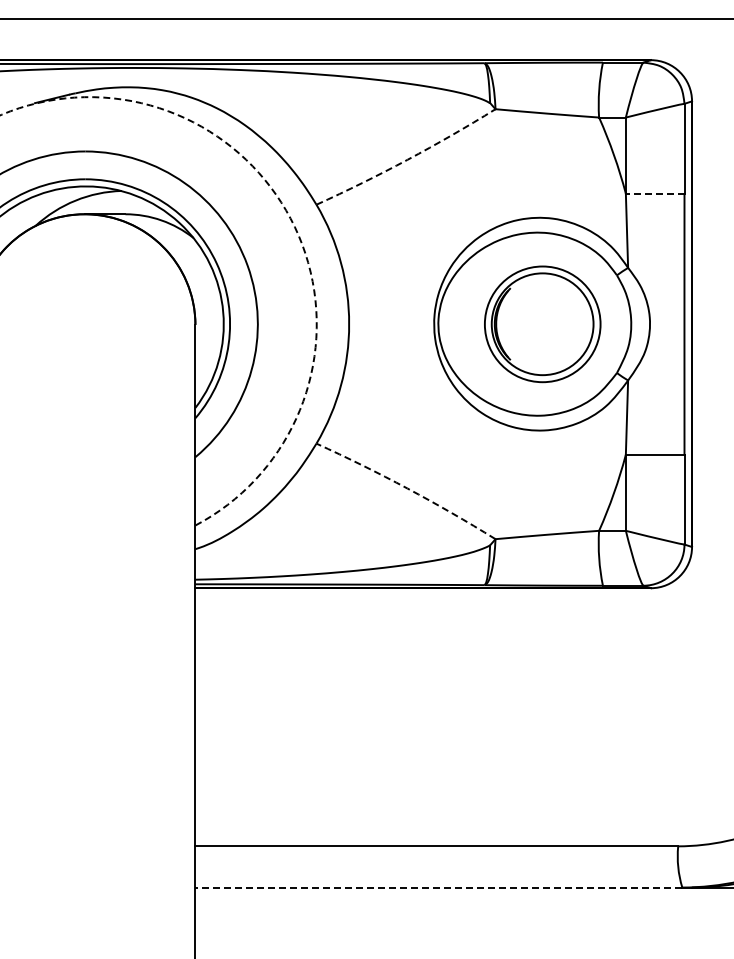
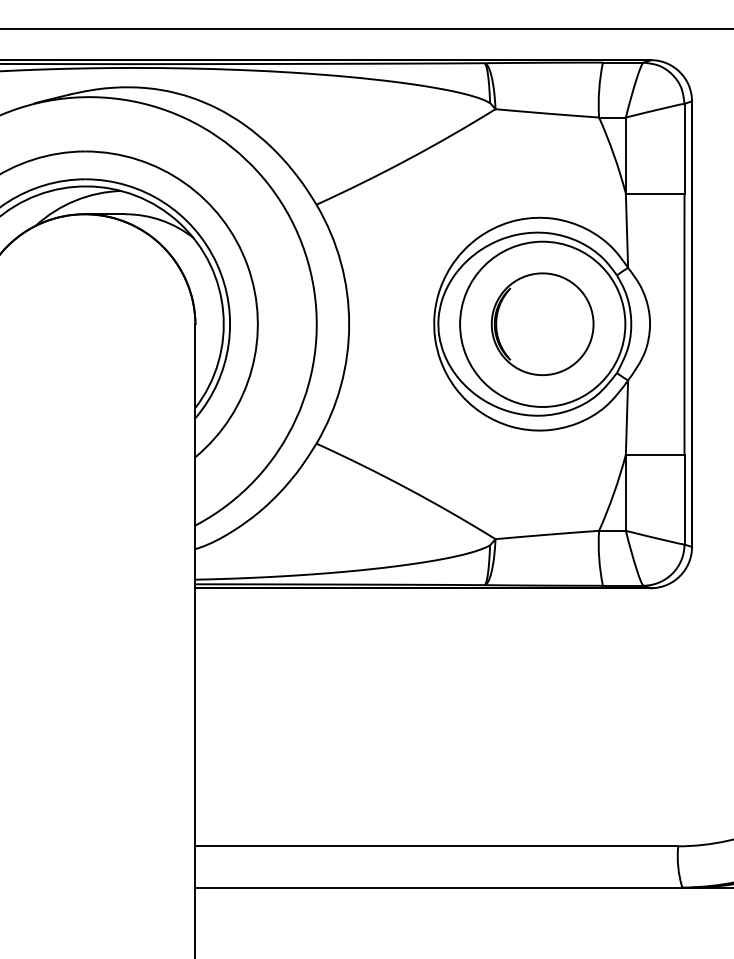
line position: (366, 18) -> (366, 28) (366, 28)
arc: dashed -> solid (407, 159)
line: dashed -> solid (654, 193)
arc: dashed -> solid (294, 227)
circle diameter: 116 px -> 165 px (542, 324)
arc: dashed -> solid (407, 488)
line: dashed -> solid (438, 887)
